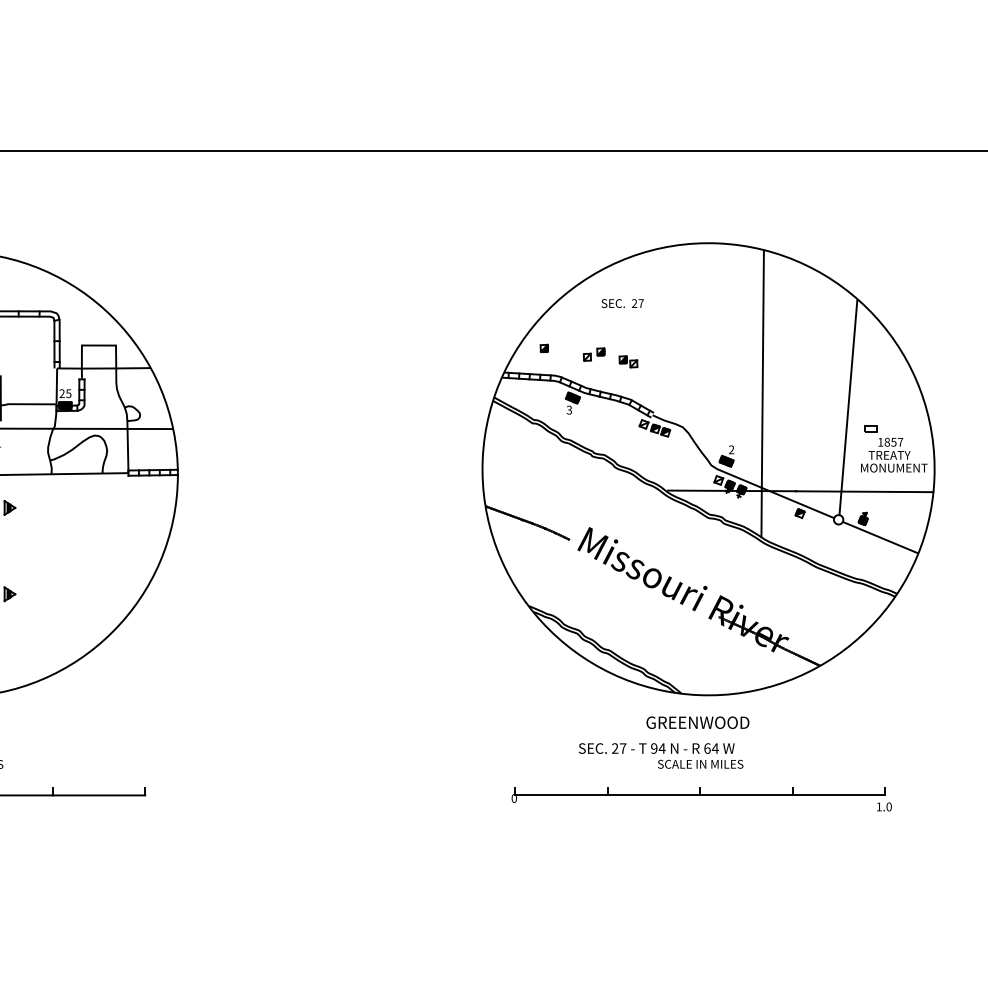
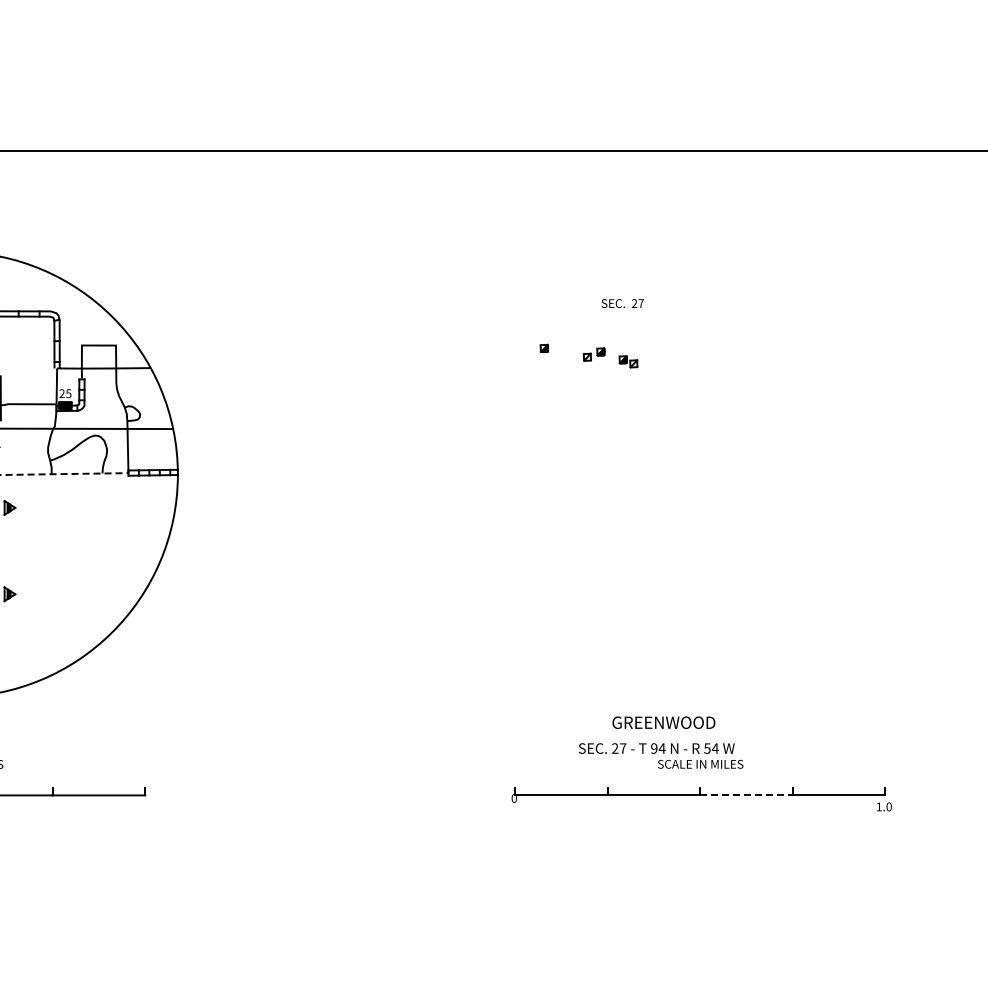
part: present -> none (708, 469)
line: solid -> dashed (64, 474)
text position: (697, 722) -> (663, 722) (663, 722)
text: 64 -> 54 (707, 748)
line: solid -> dashed (747, 795)
